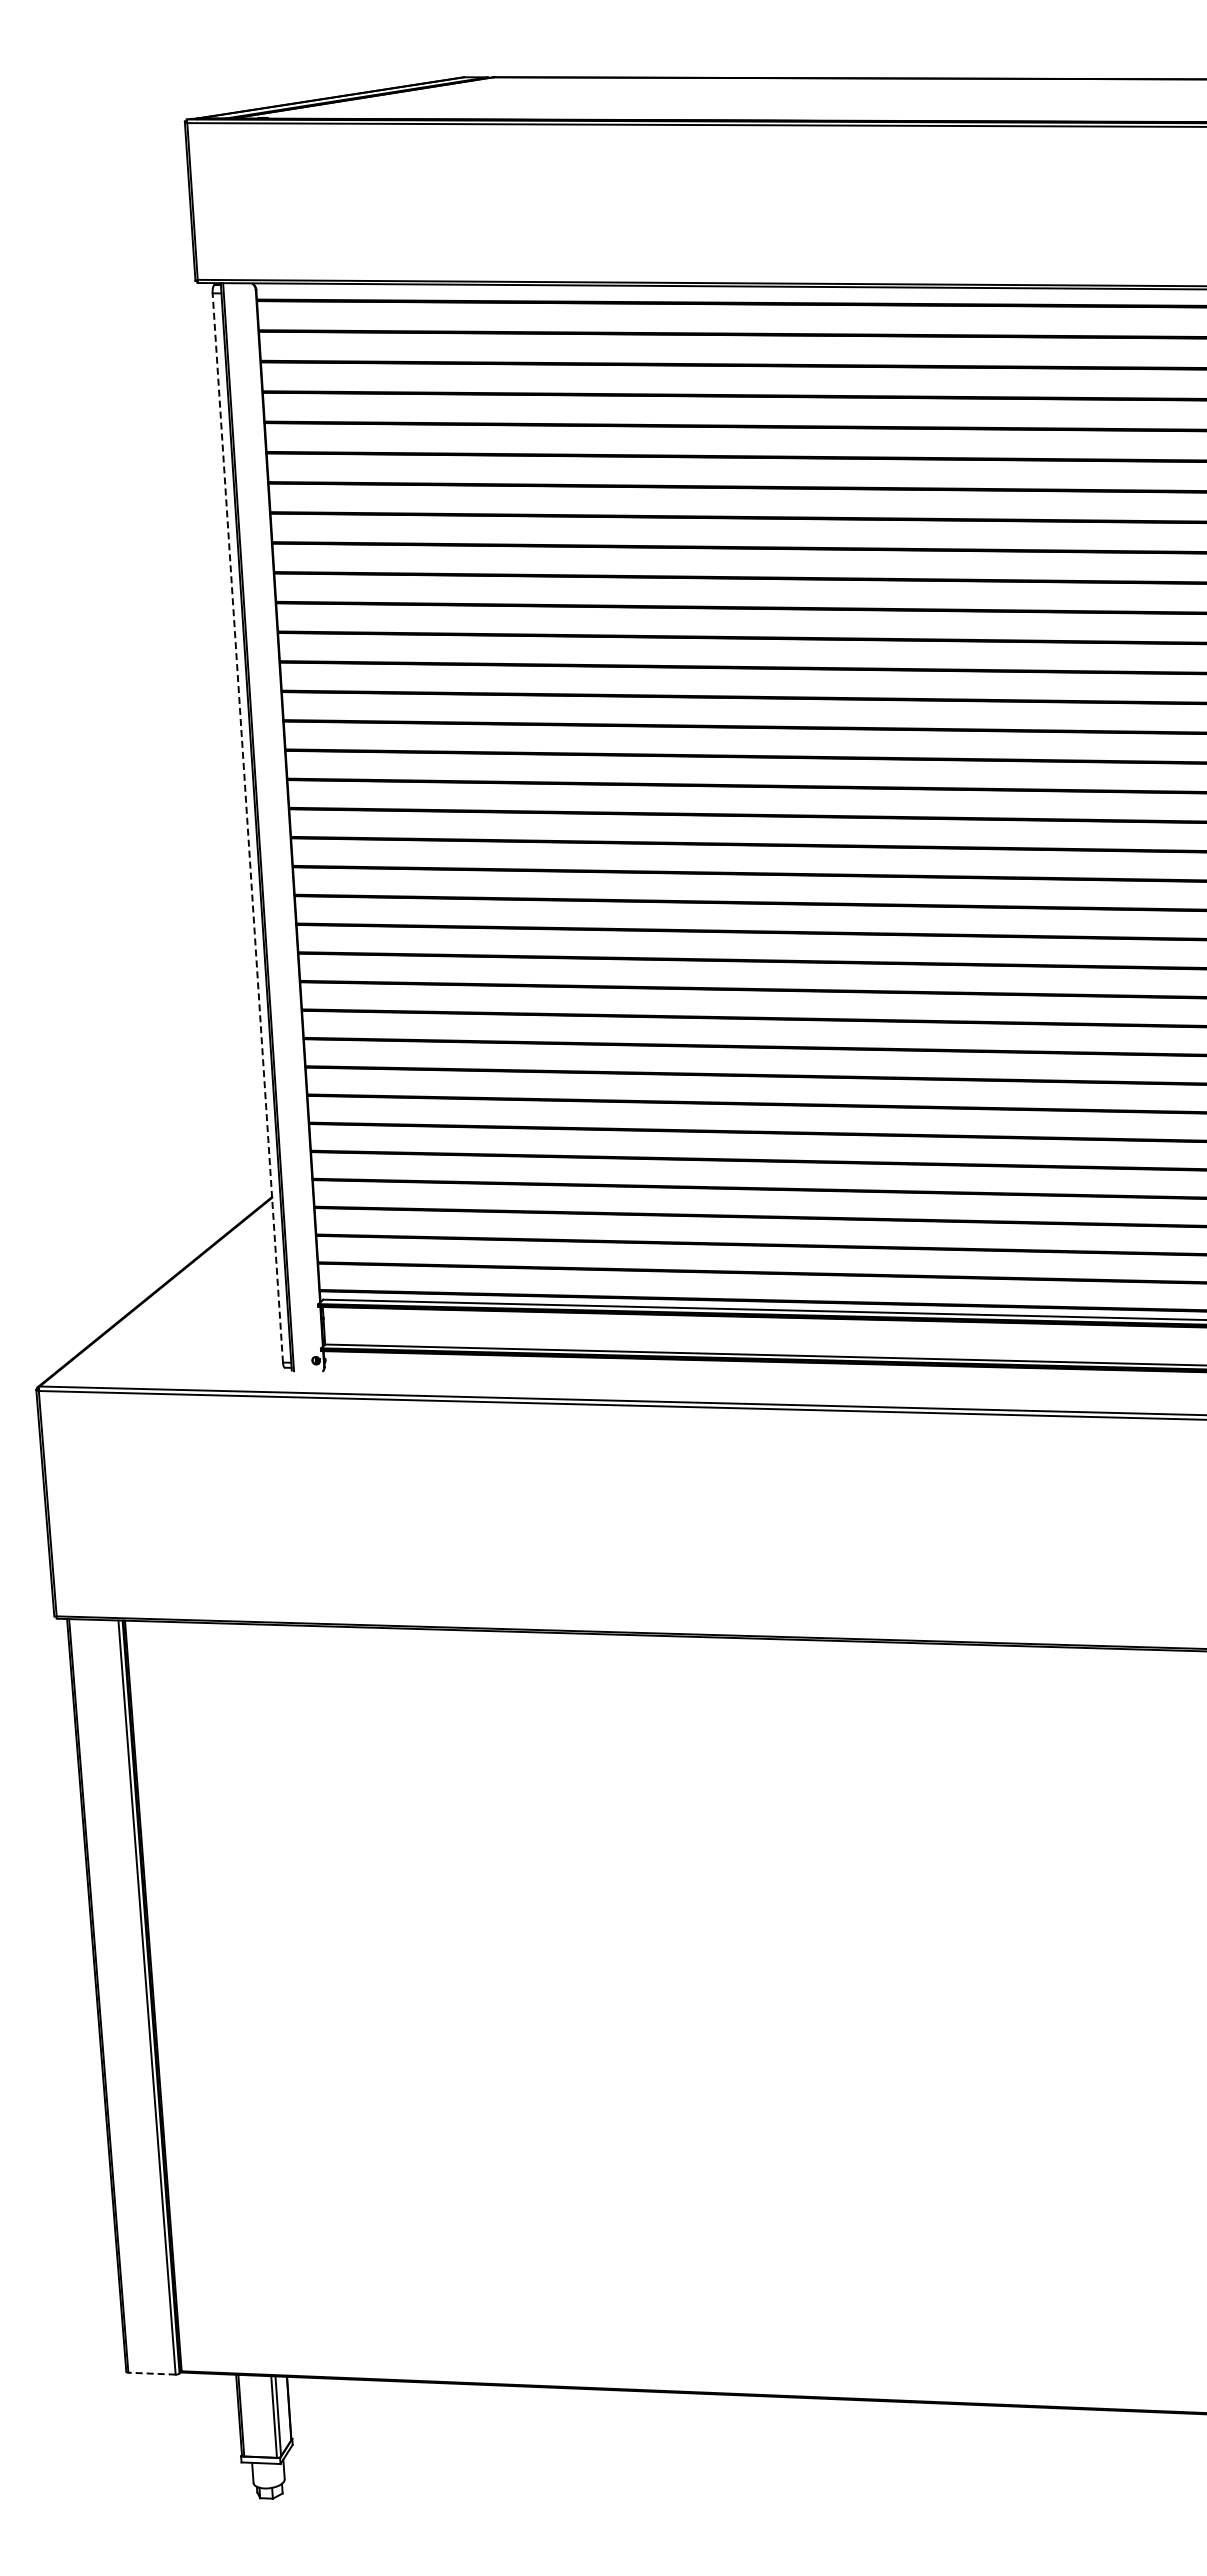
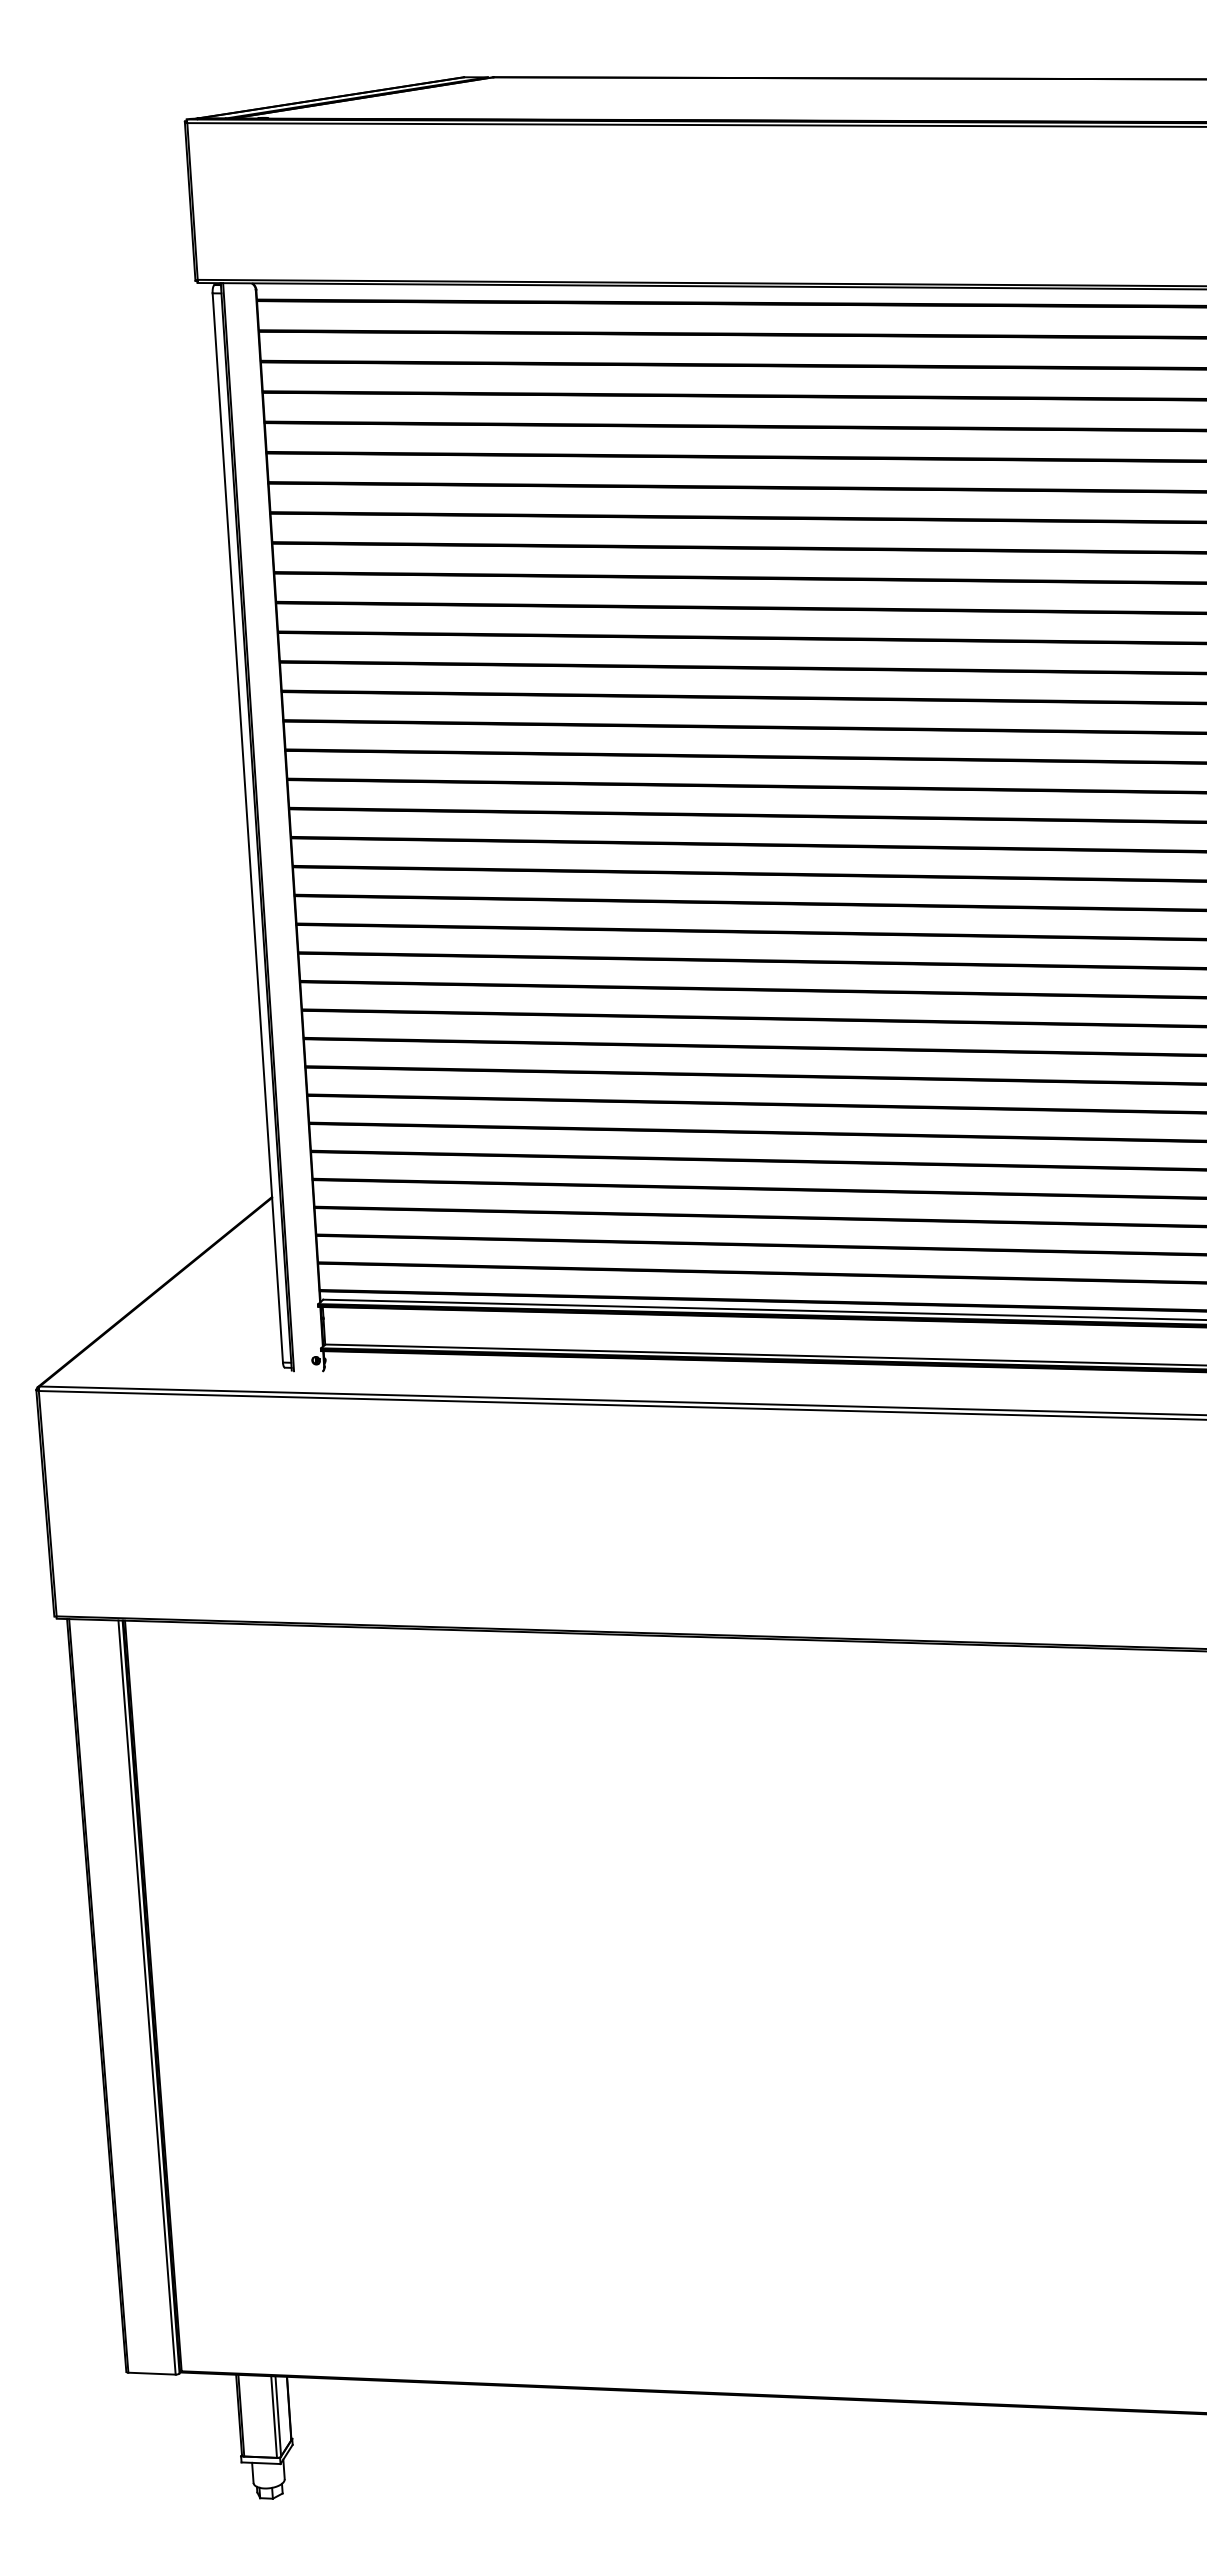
line: dashed -> solid (247, 827)
line: dashed -> solid (152, 2373)
